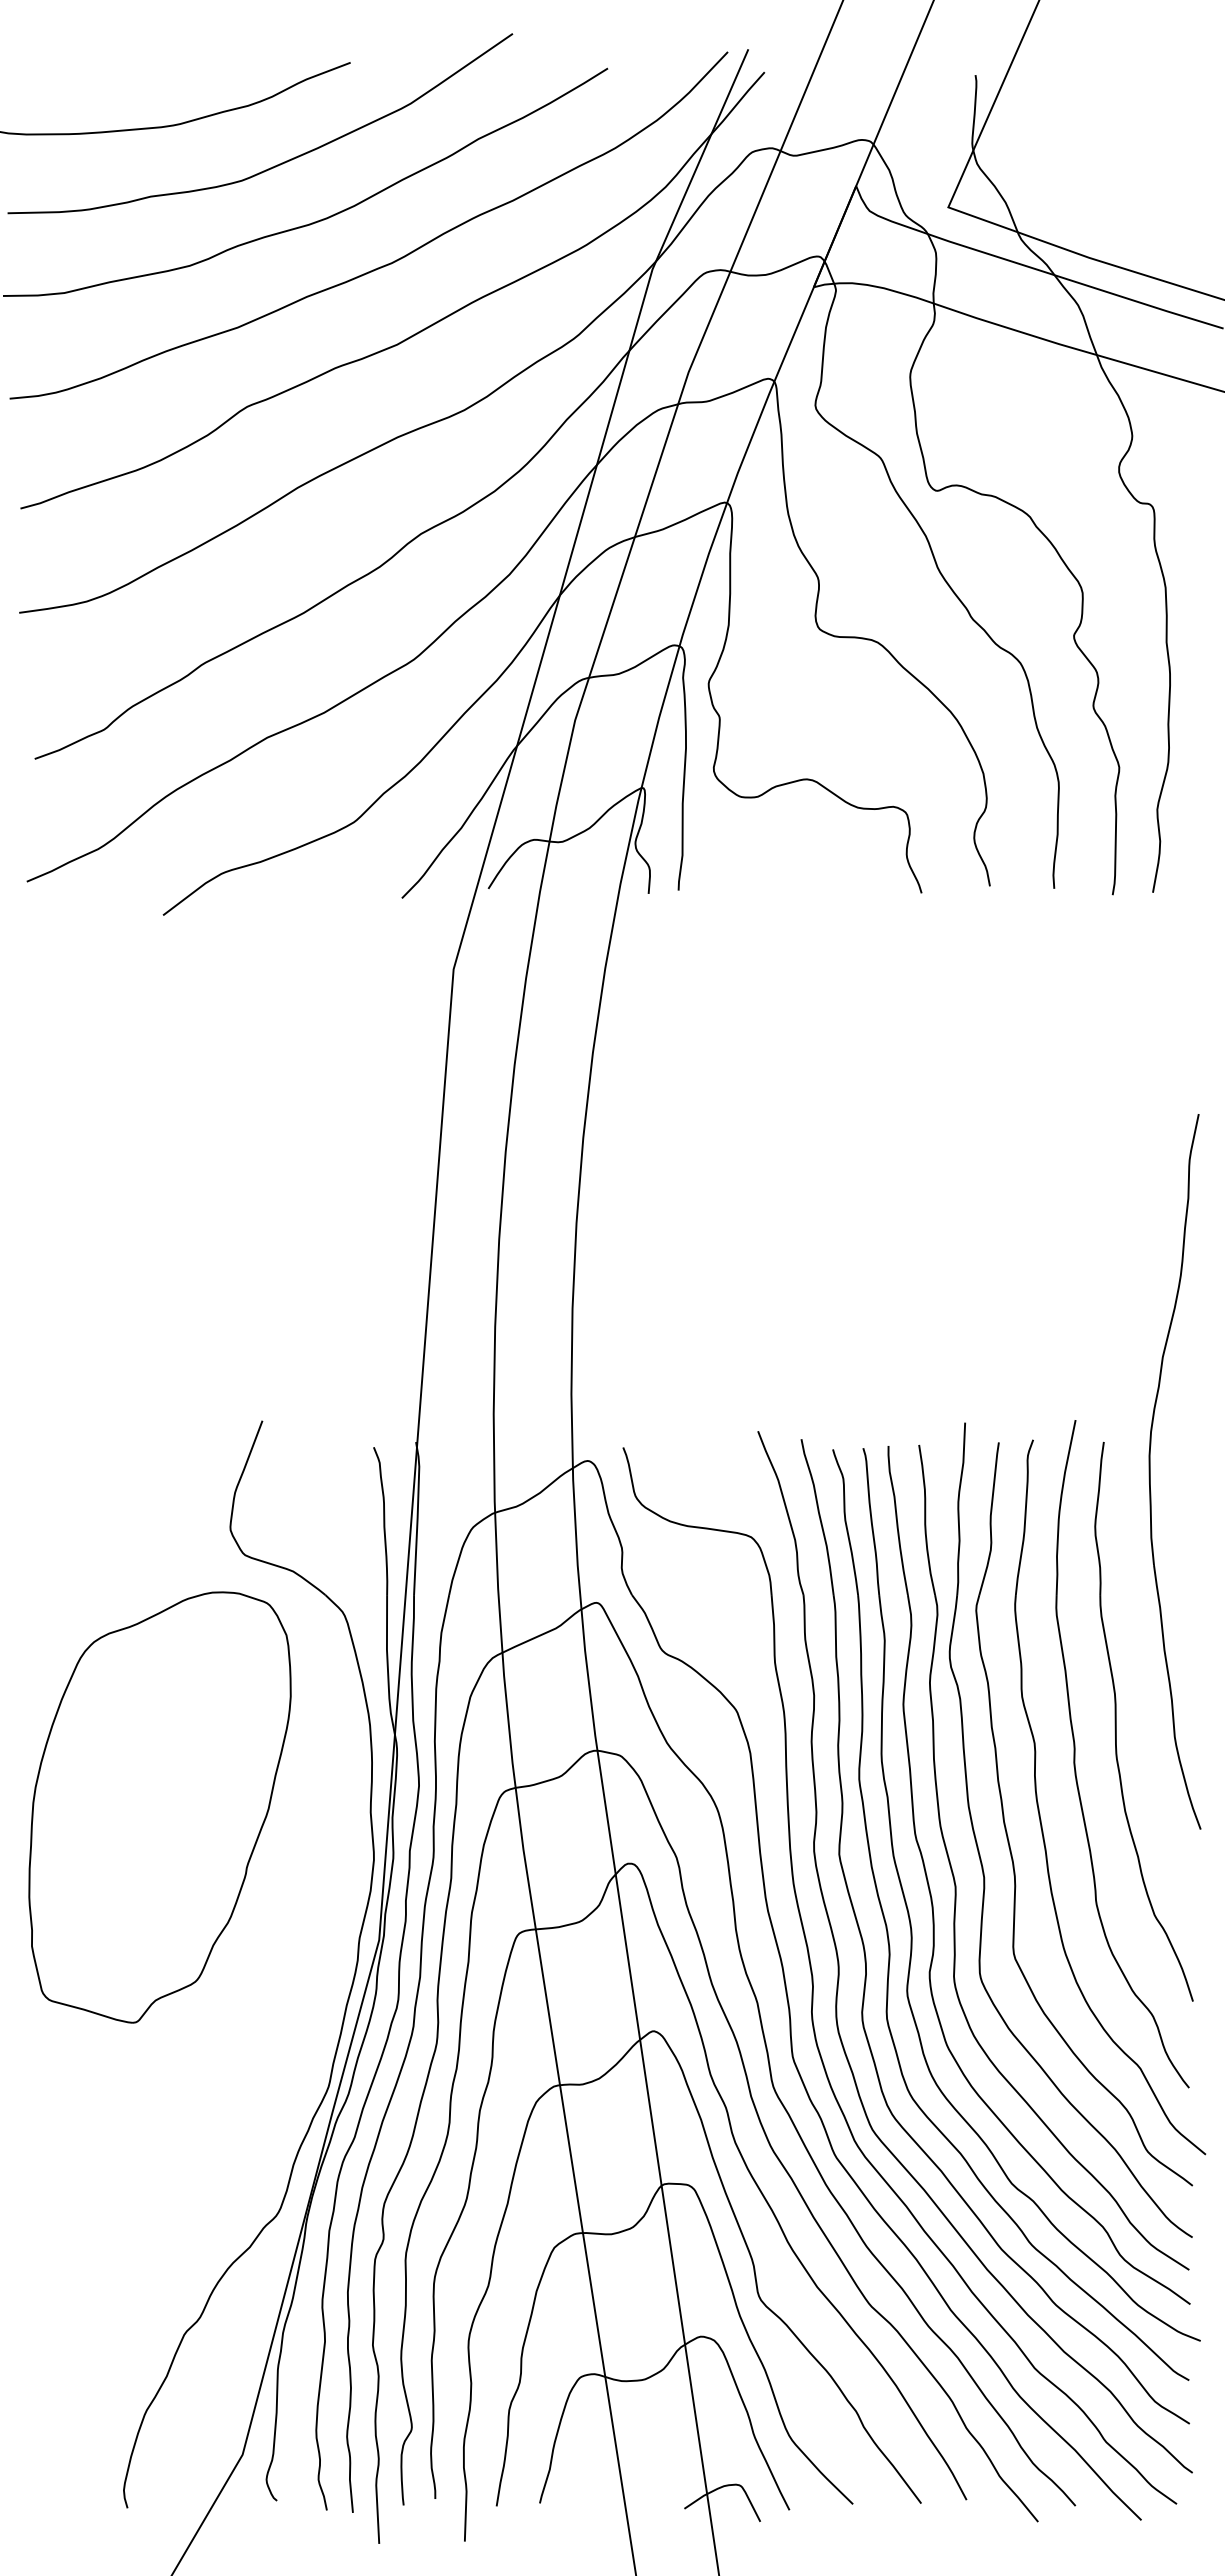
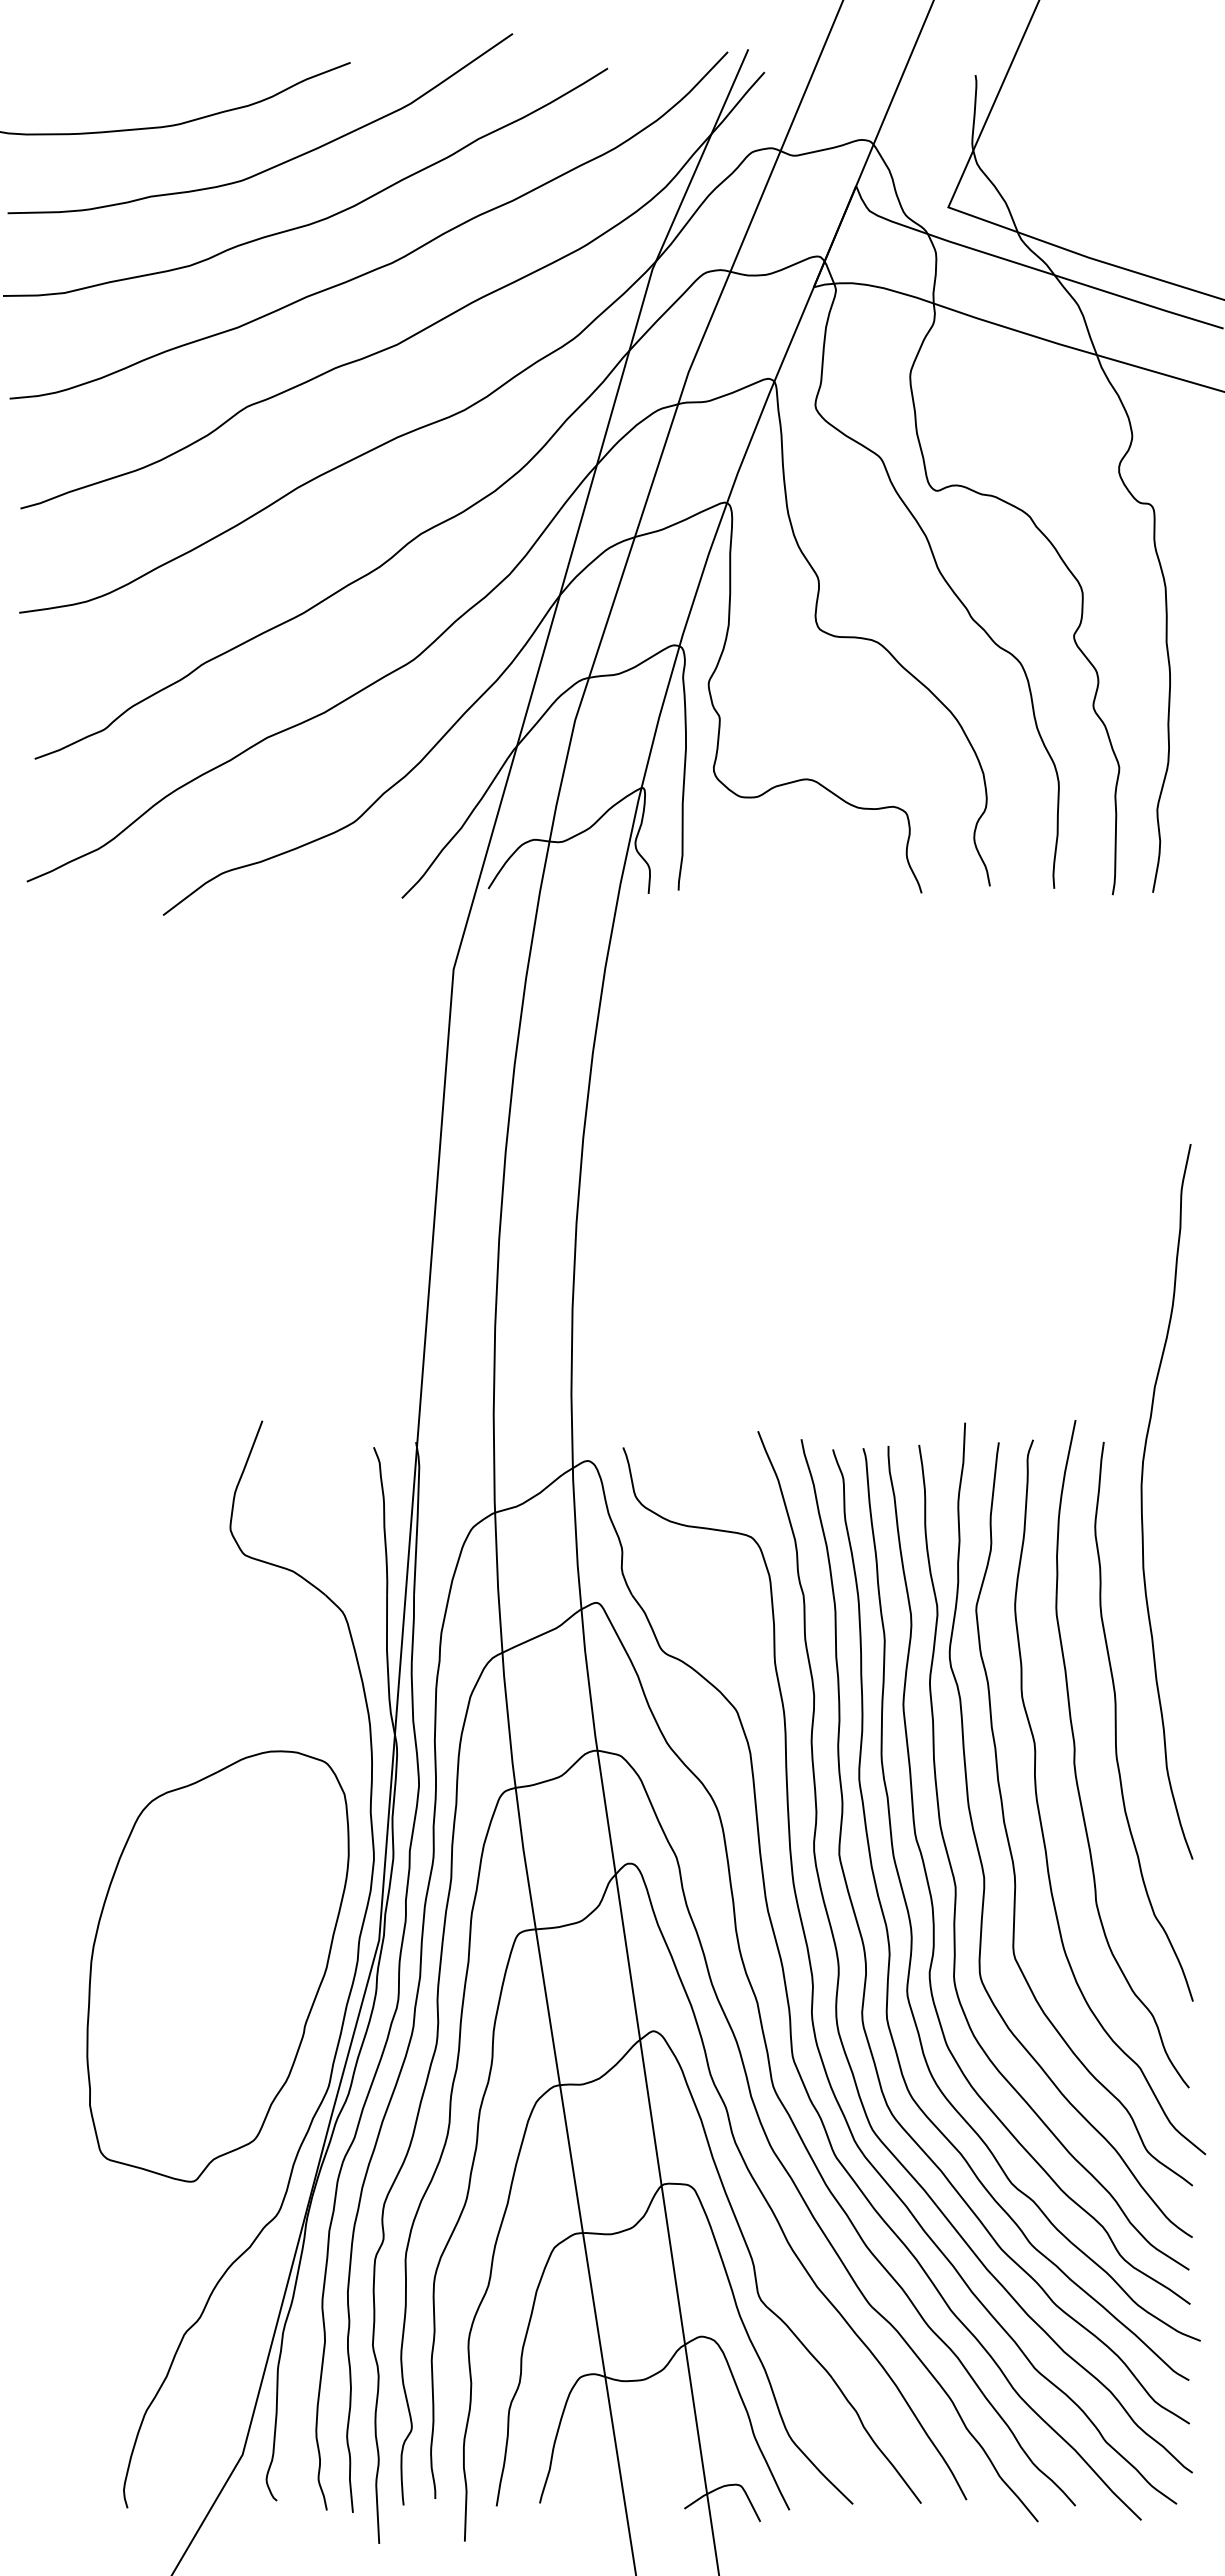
part position: (1150, 1471) -> (1142, 1501) (1142, 1501)
part position: (159, 1807) -> (217, 1966) (217, 1966)
